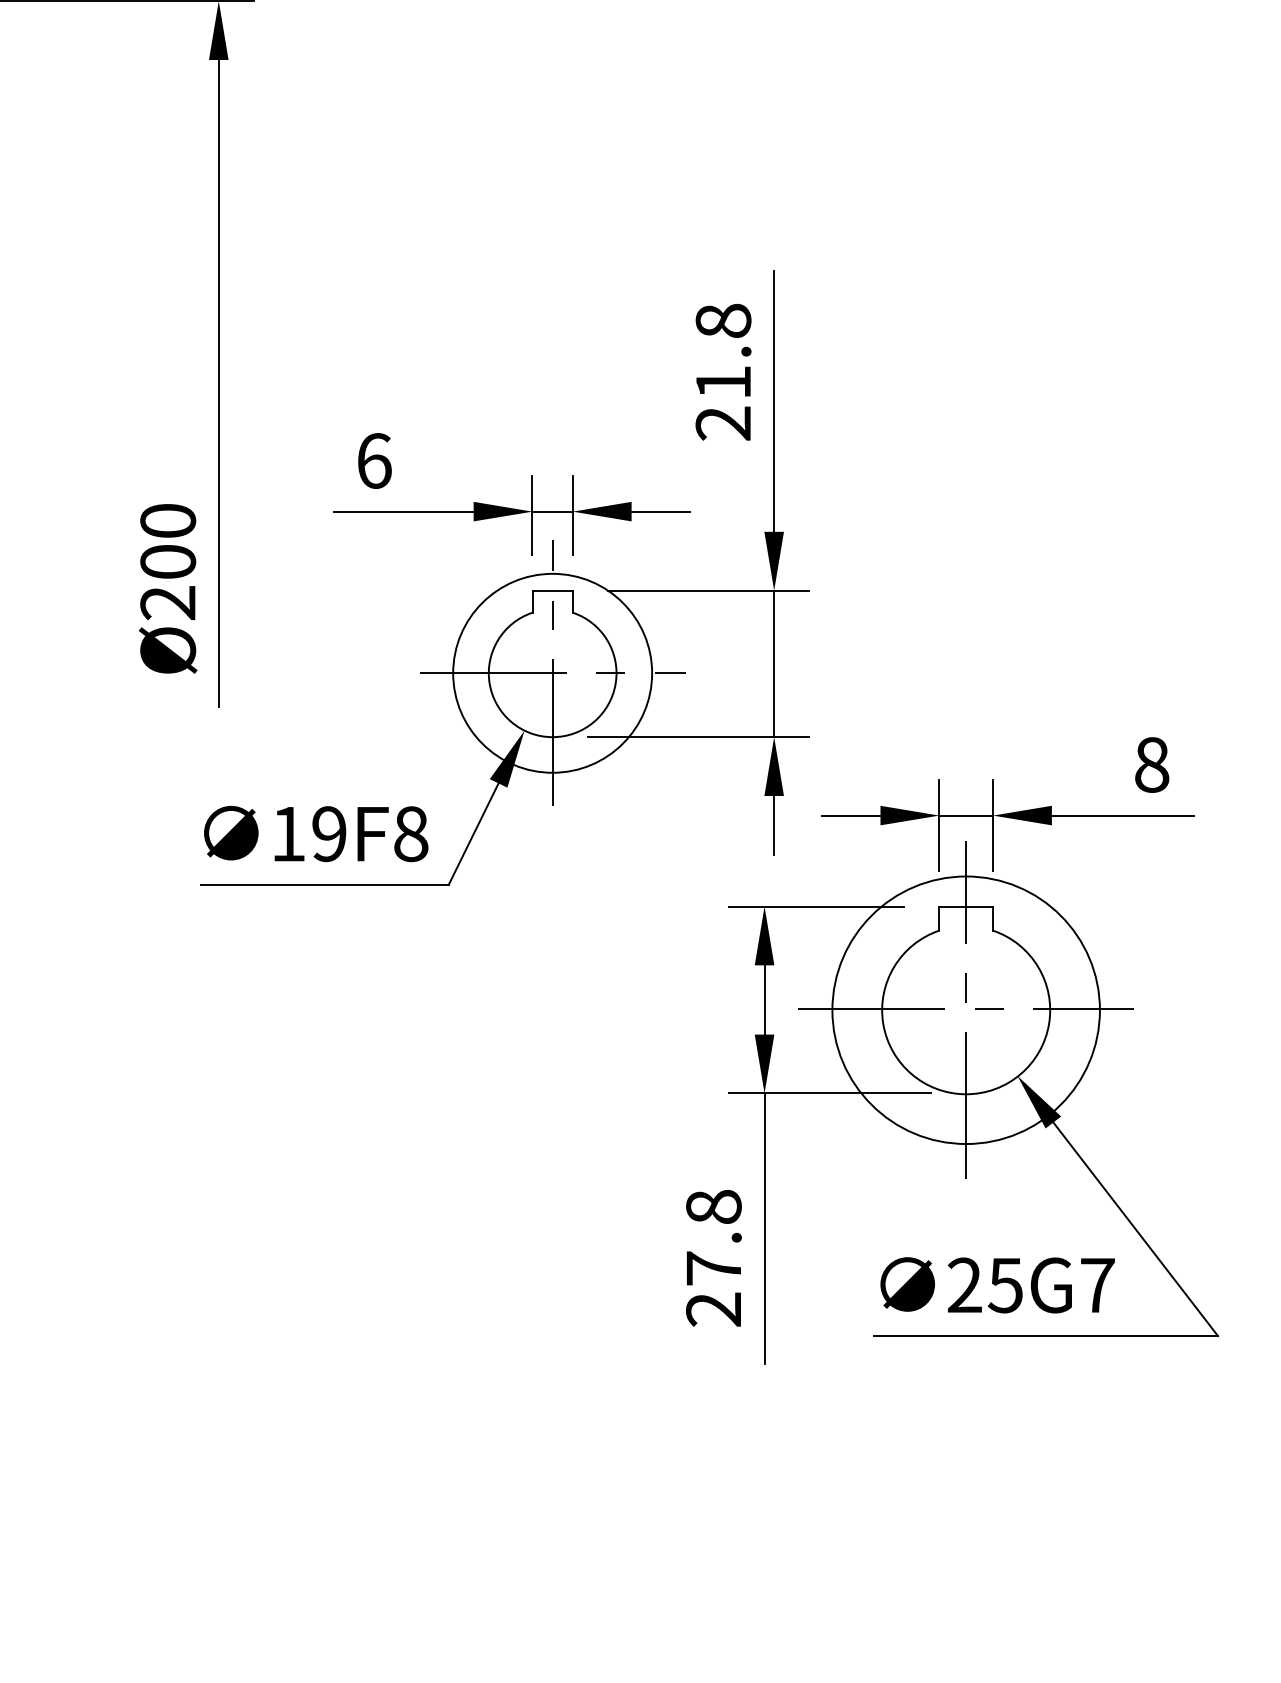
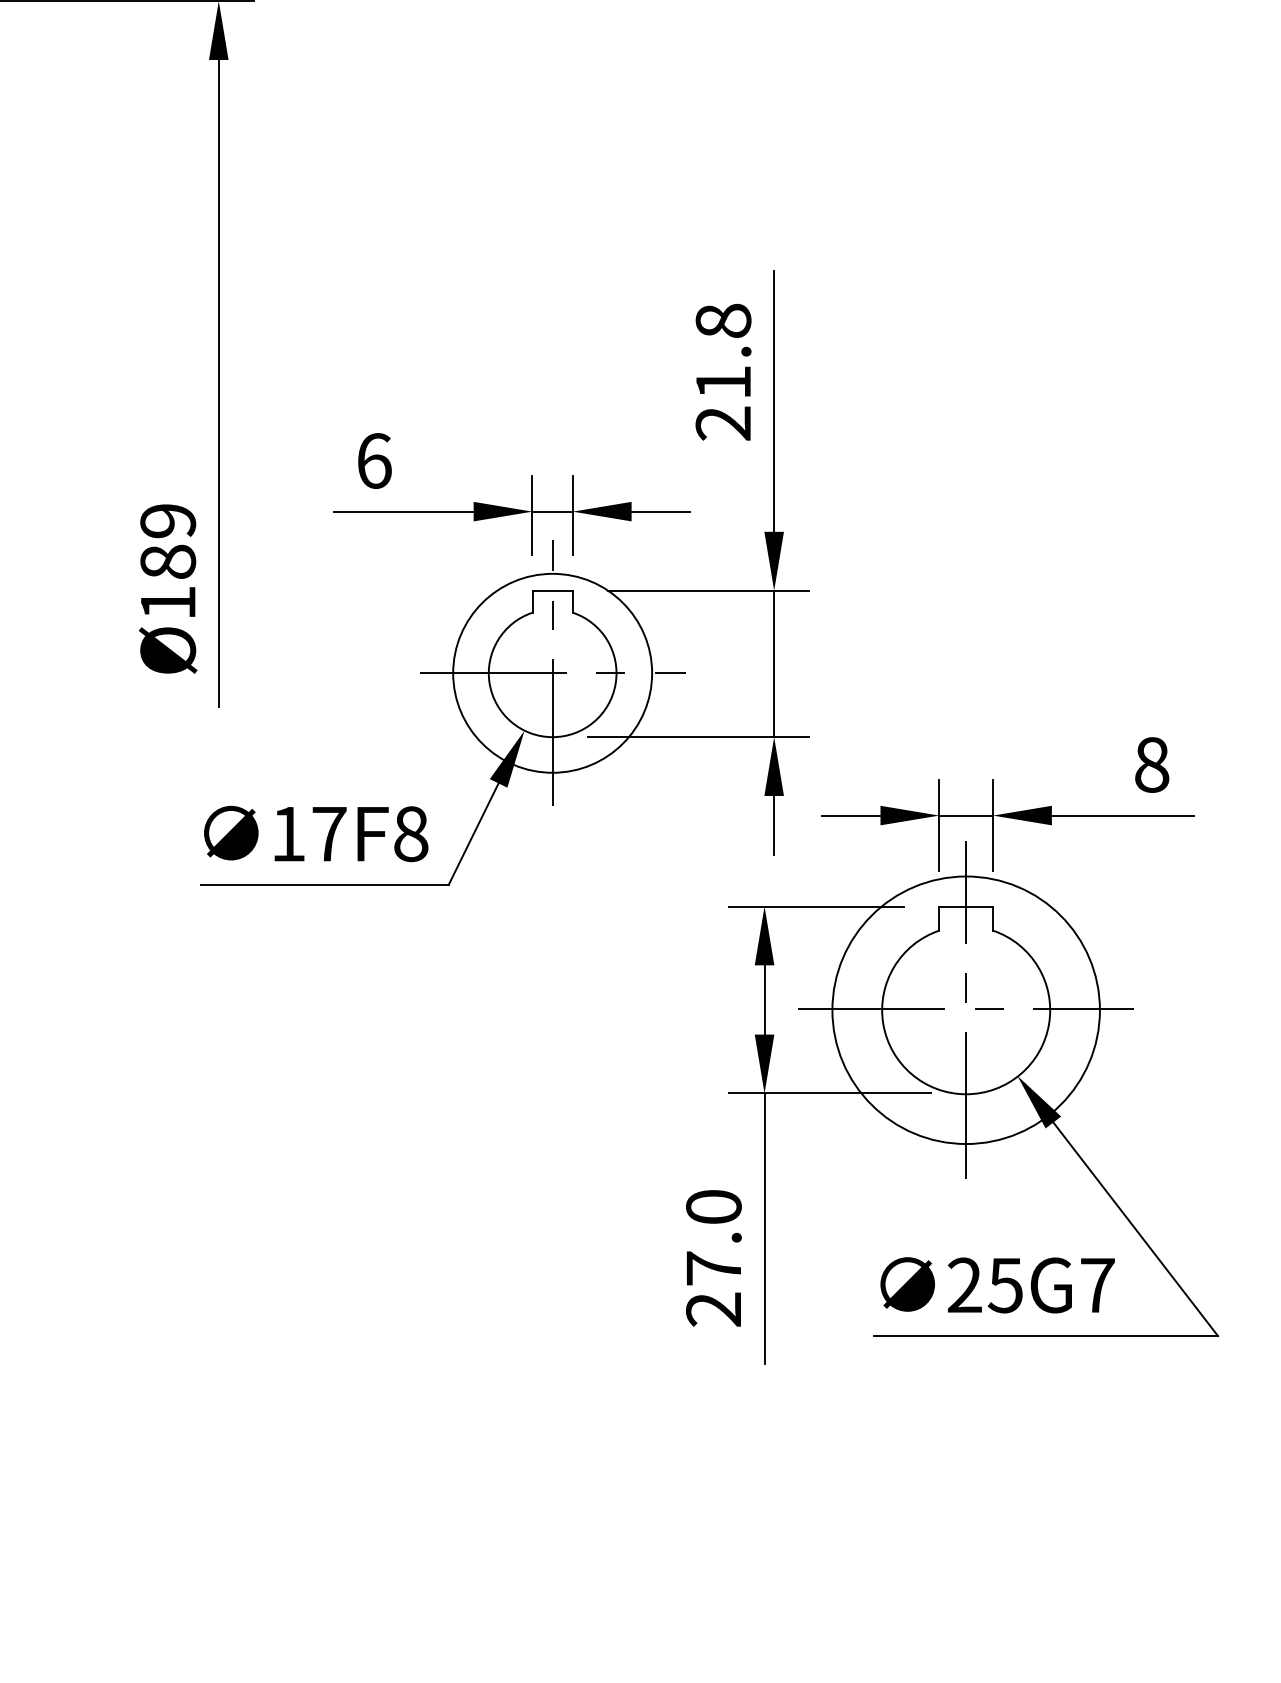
text: Ø200 -> Ø189 (168, 562)
text: 19F8 -> 17F8 (329, 834)
text: 27.8 -> 27.0 (713, 1206)
